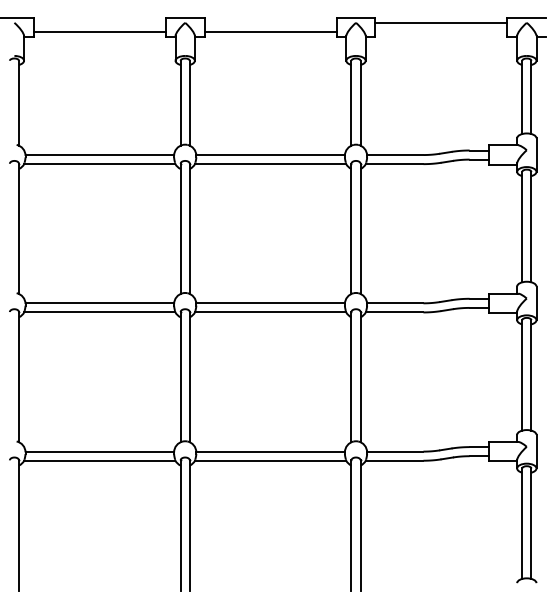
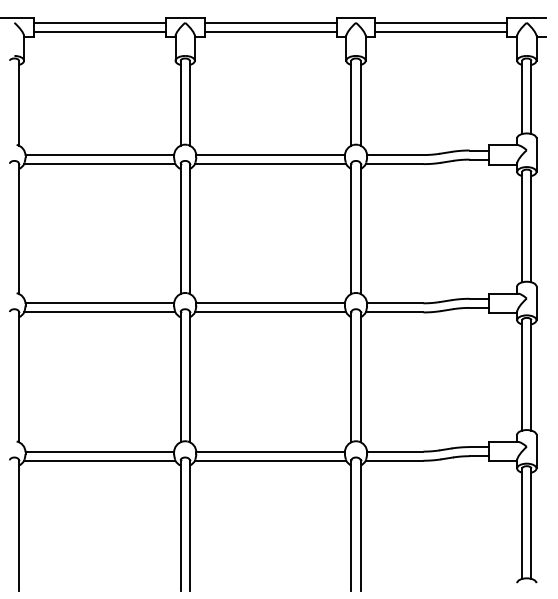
line: none -> present (99, 23)
line: none -> present (270, 23)
line: none -> present (441, 32)
